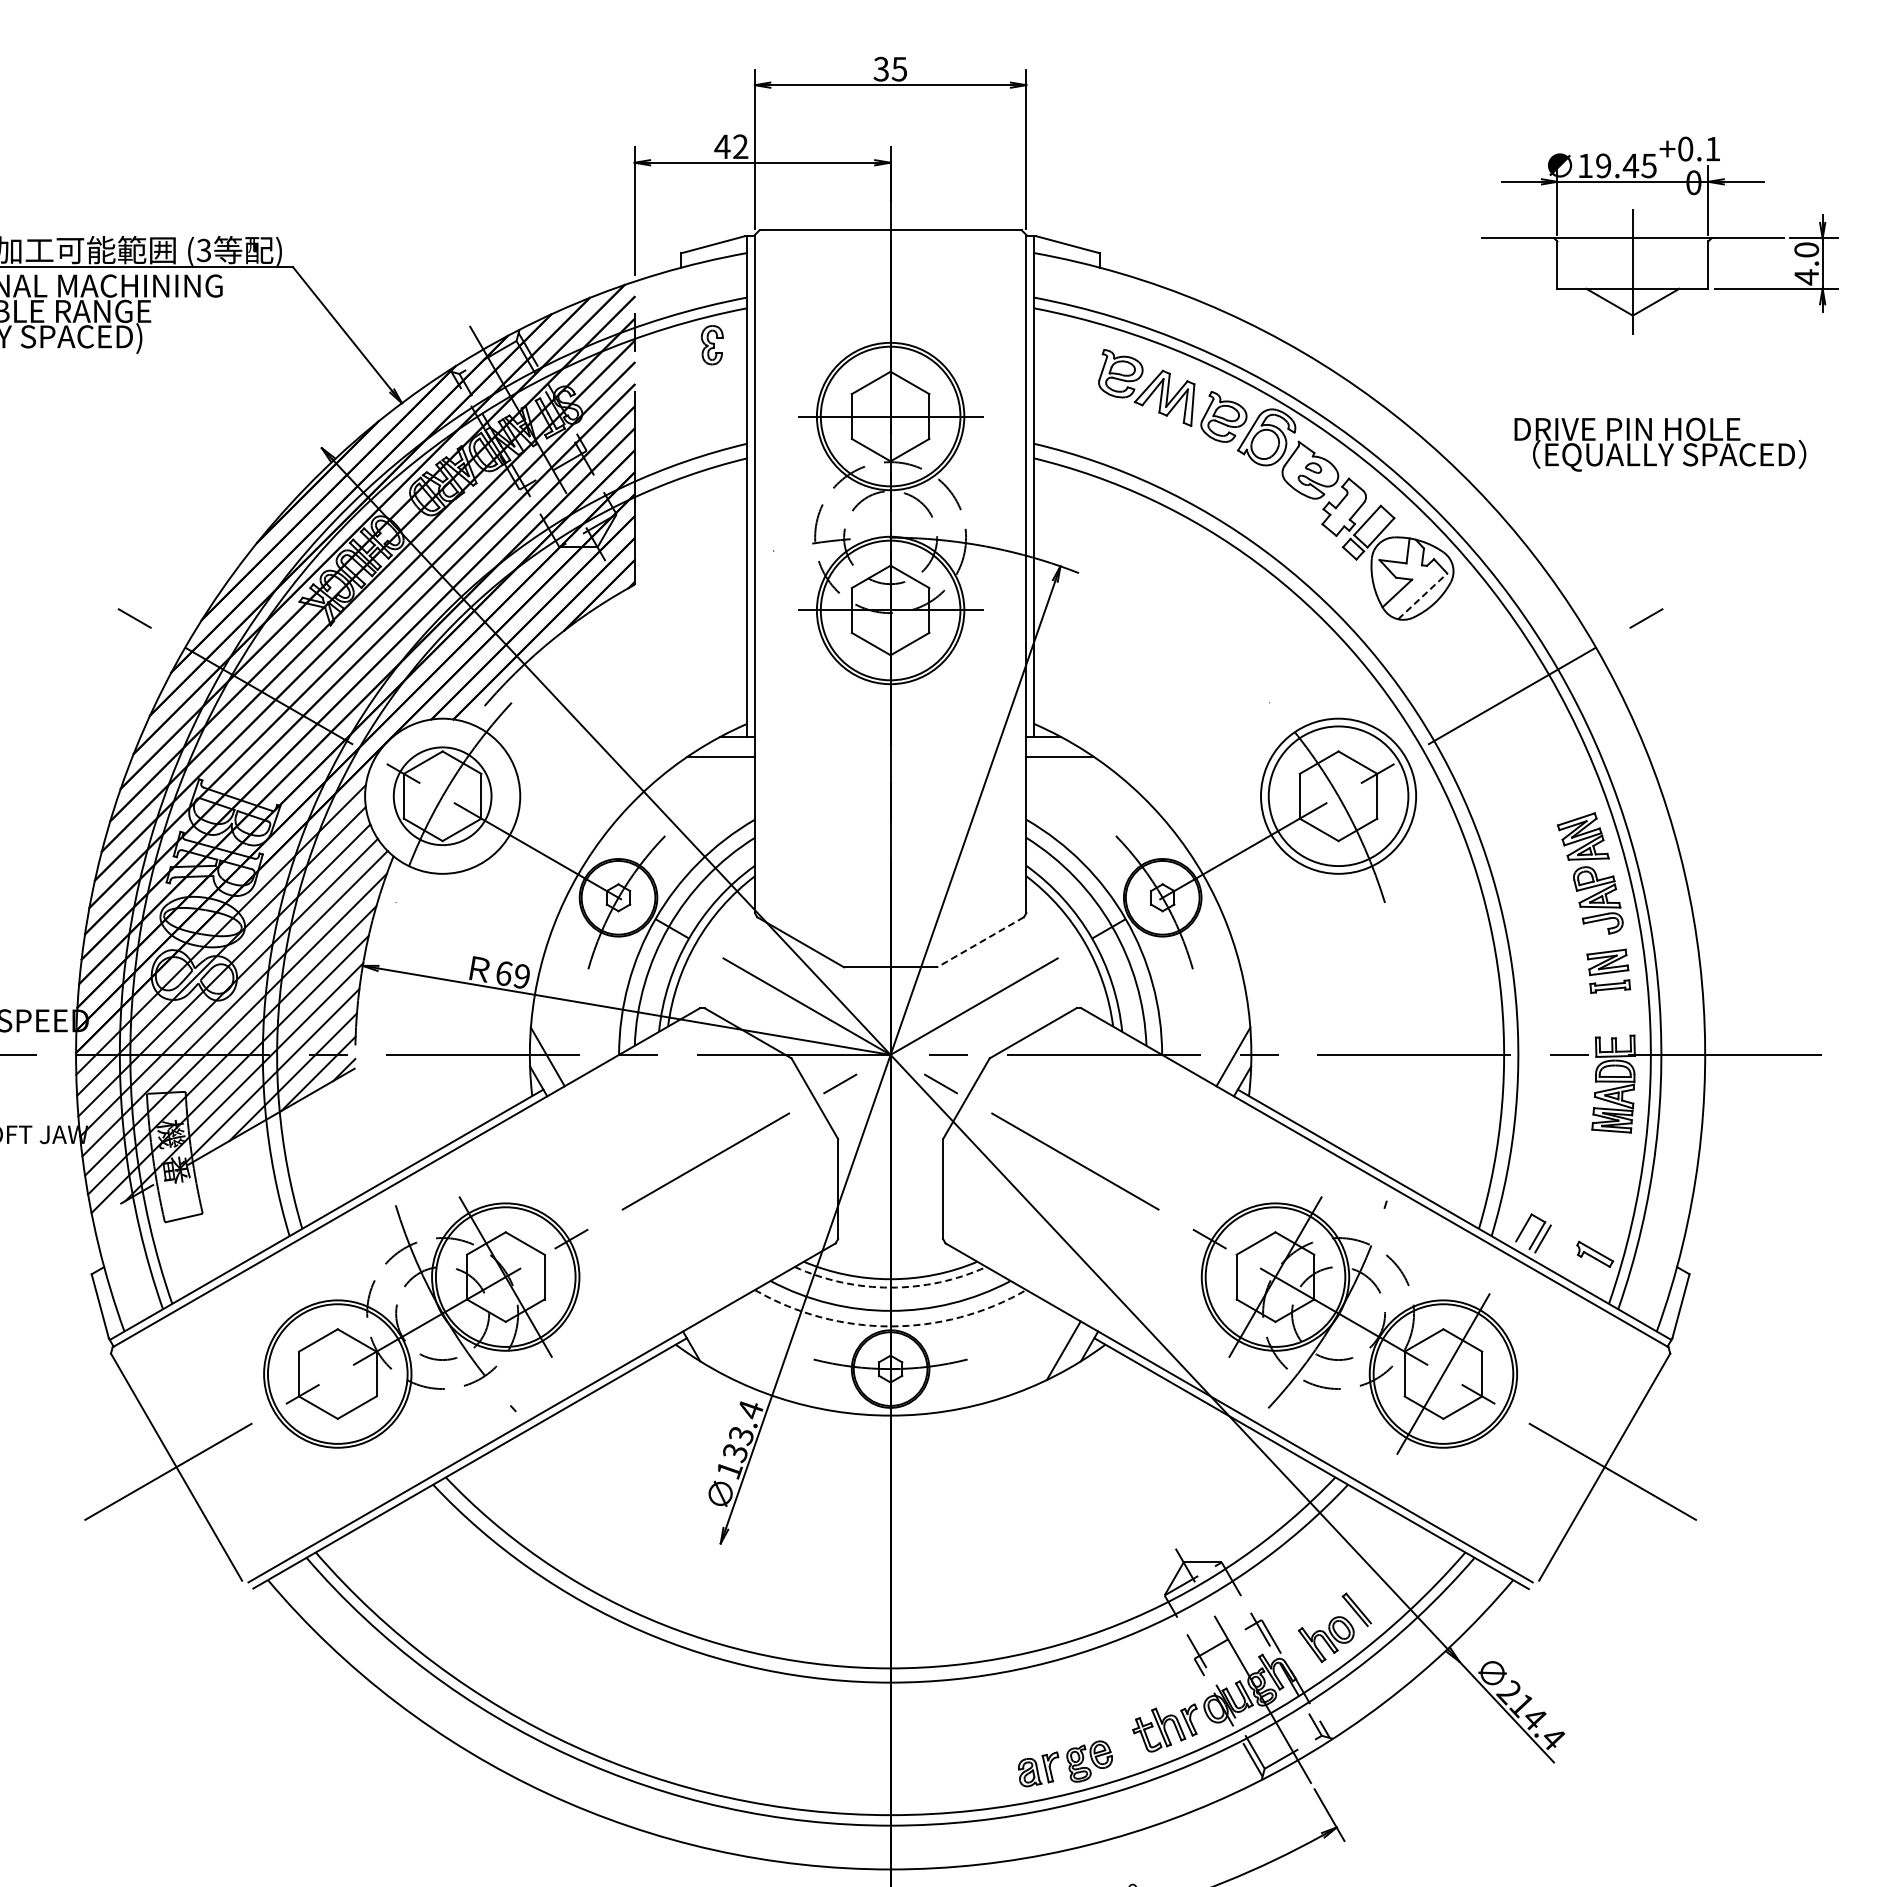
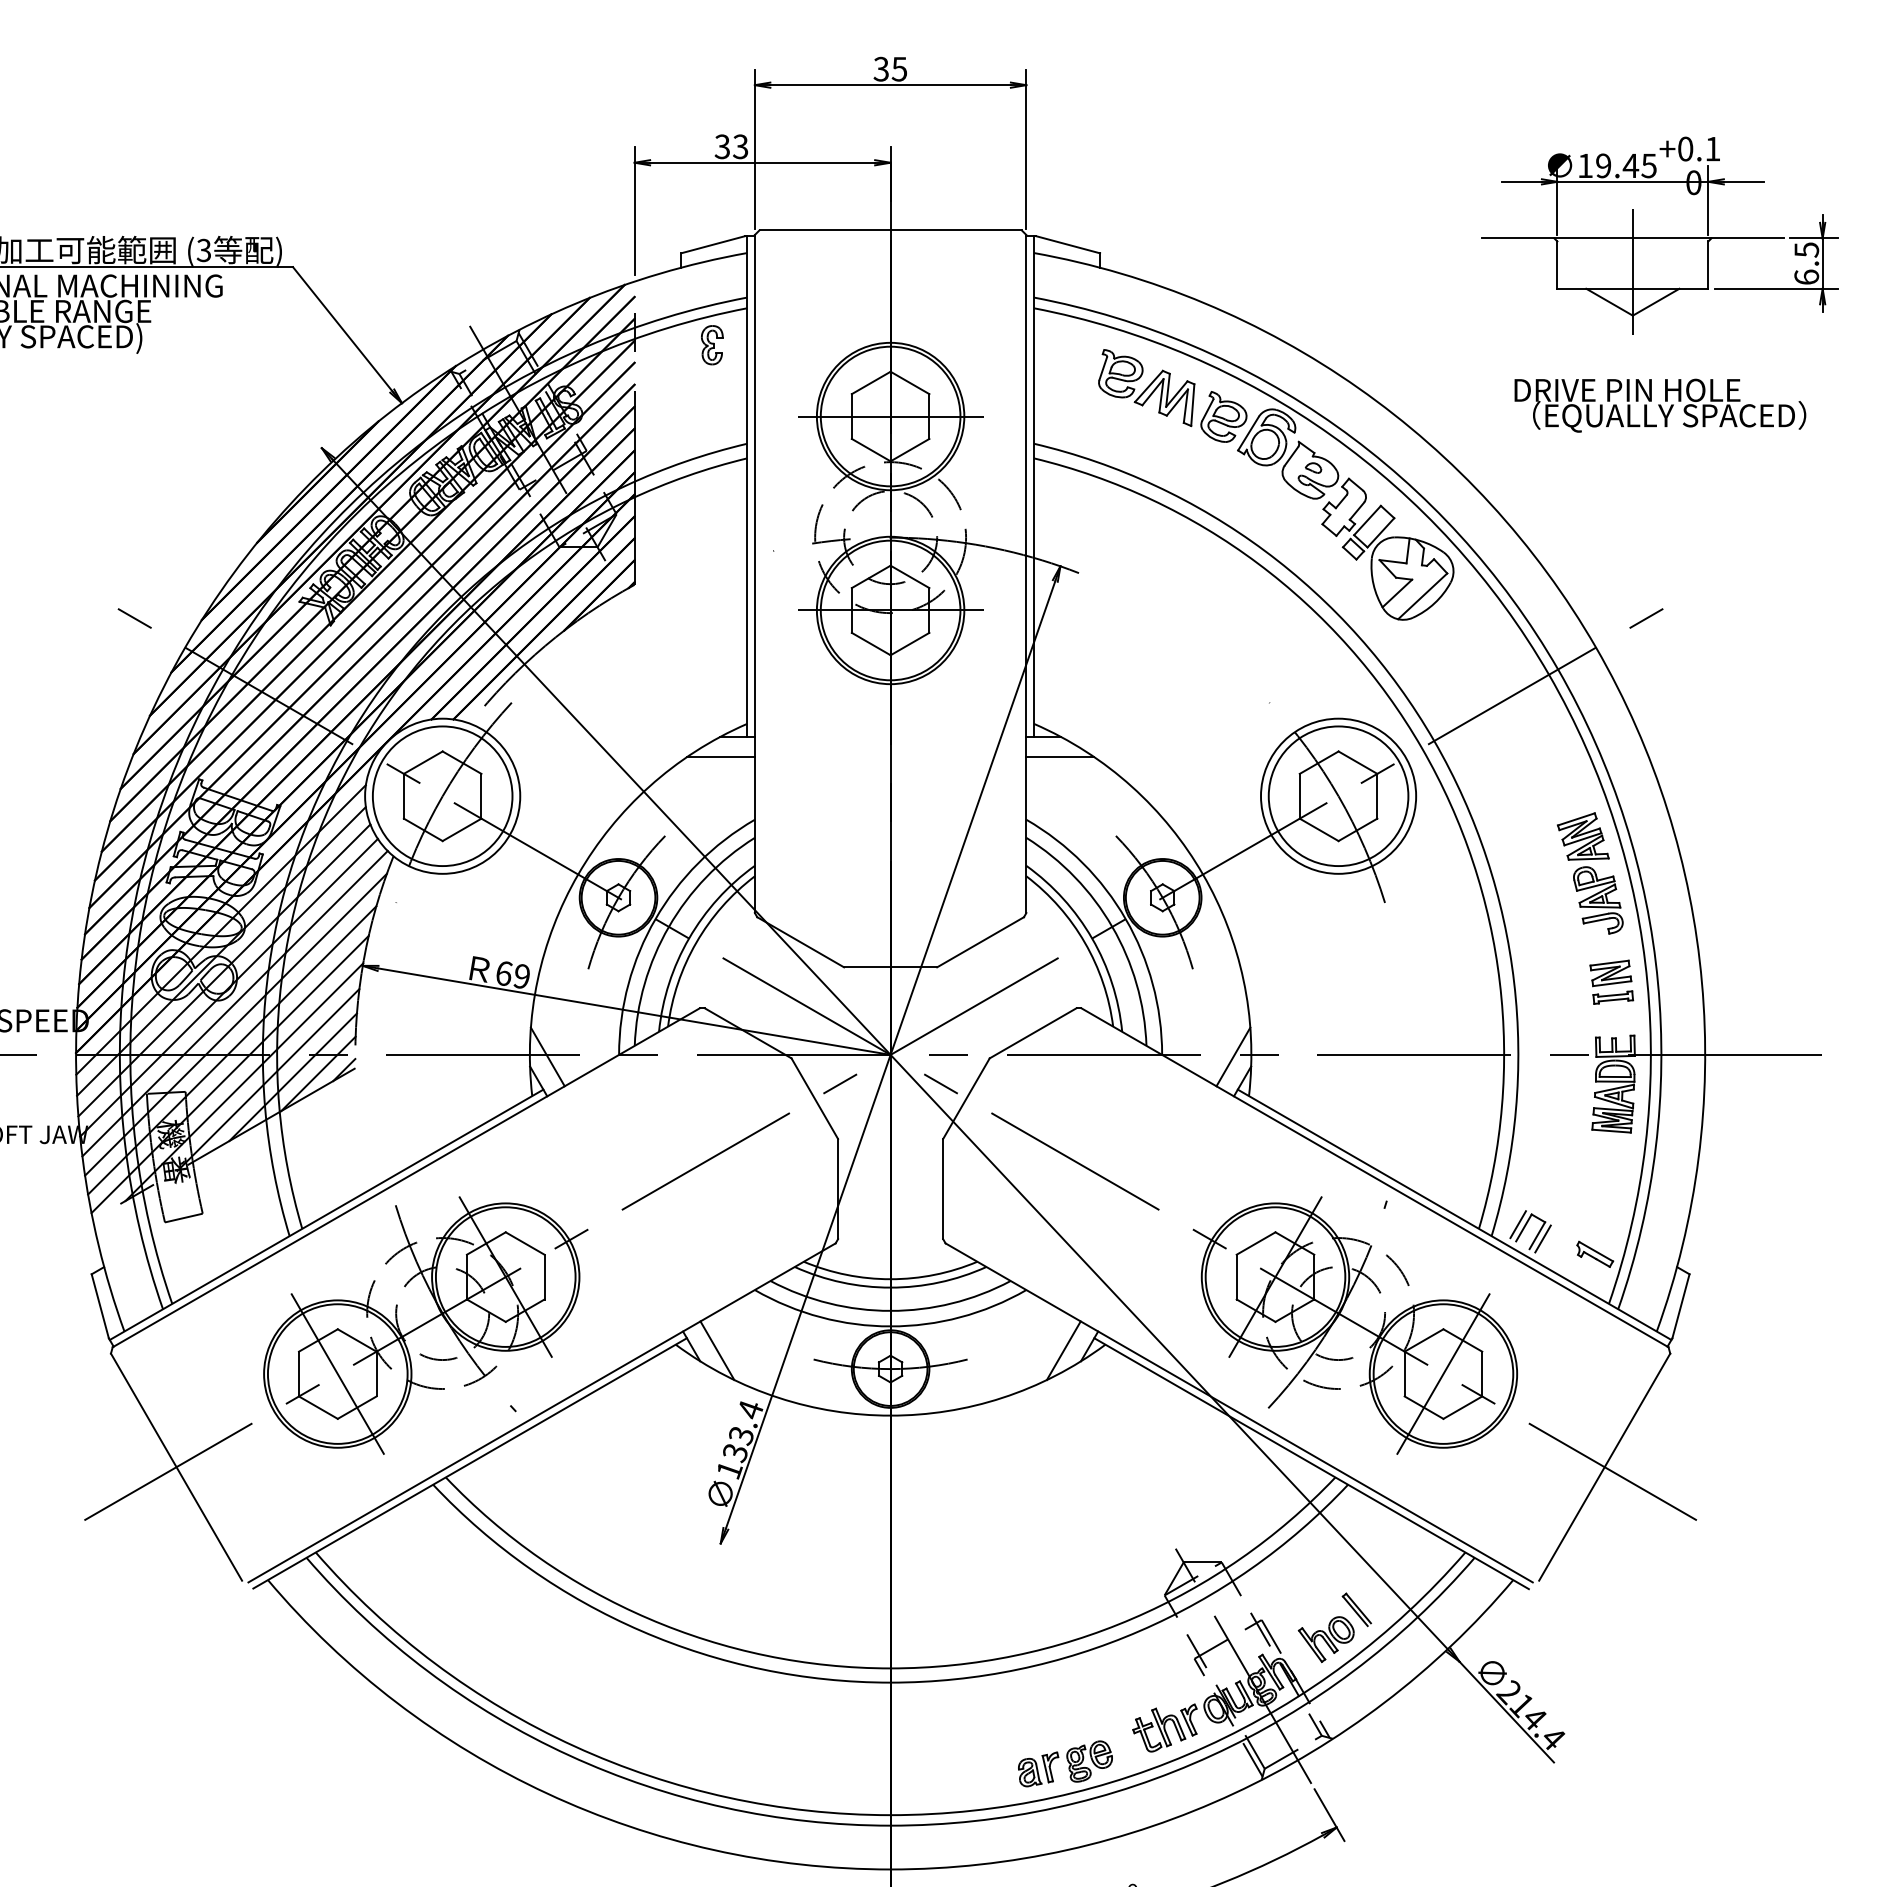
text: 42 -> 33 (731, 146)
text: 4.0 -> 6.5 (1806, 263)
text position: (1660, 444) -> (1660, 405) (1660, 405)
line: dashed -> solid (1422, 596)
circle diameter: 98 px -> 140 px (442, 796)
line: dashed -> solid (980, 942)
part position: (1608, 970) -> (1611, 981) (1611, 981)
line: none -> present (1517, 1224)
arc: dashed -> solid (890, 1287)
arc: dashed -> solid (890, 1326)
line: none -> present (717, 1350)
line: none -> present (337, 1373)
